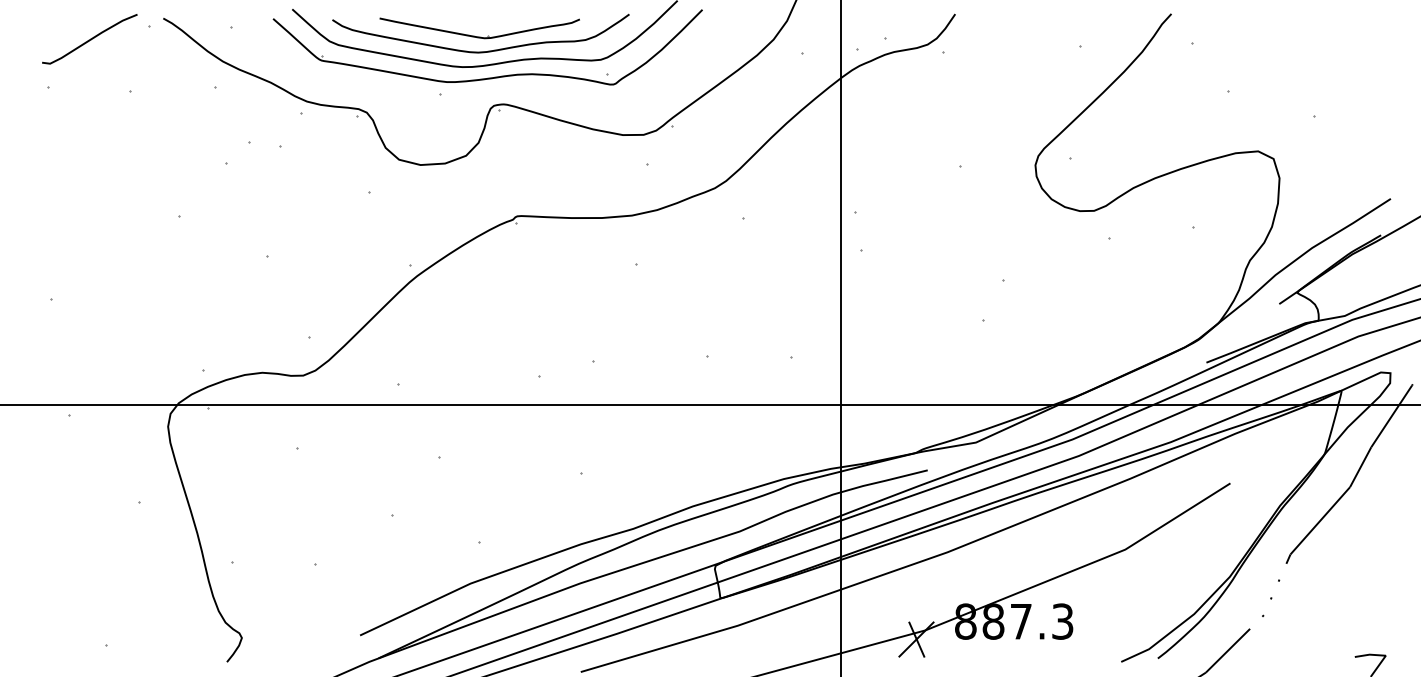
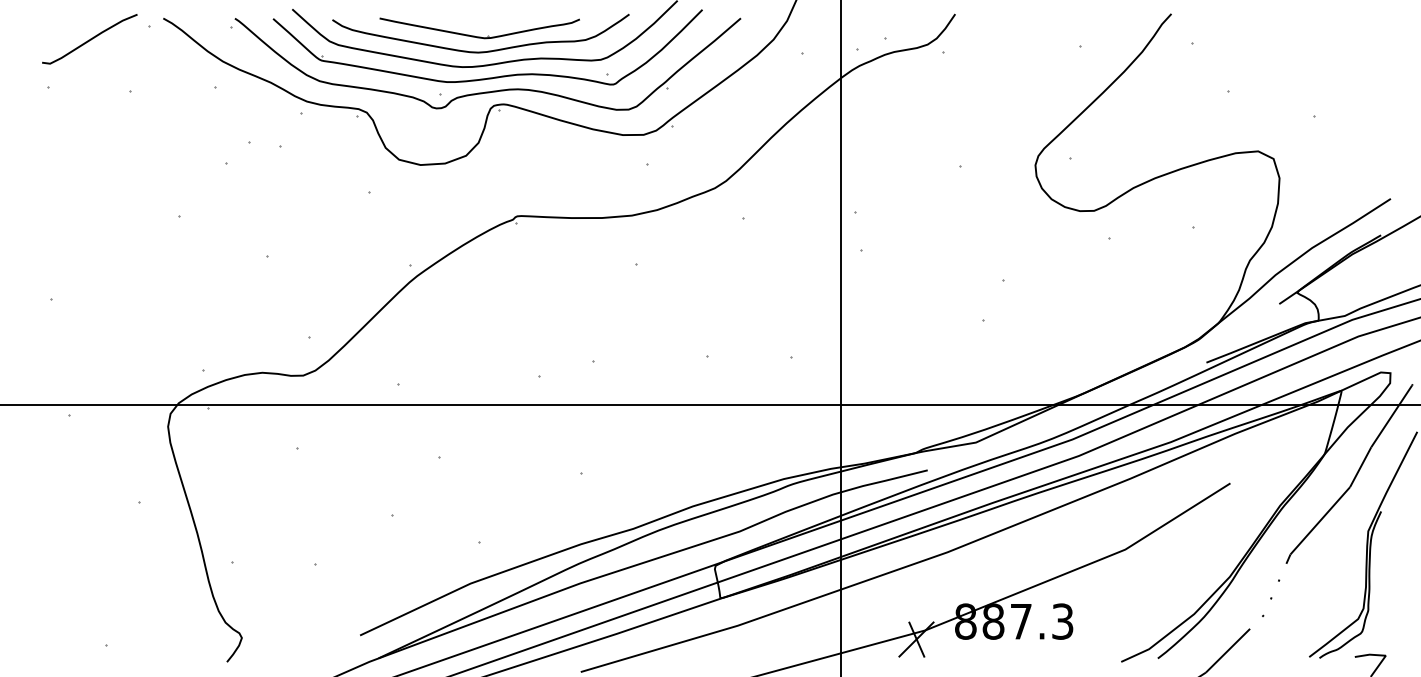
part: none -> present (492, 90)
part: none -> present (1363, 544)
